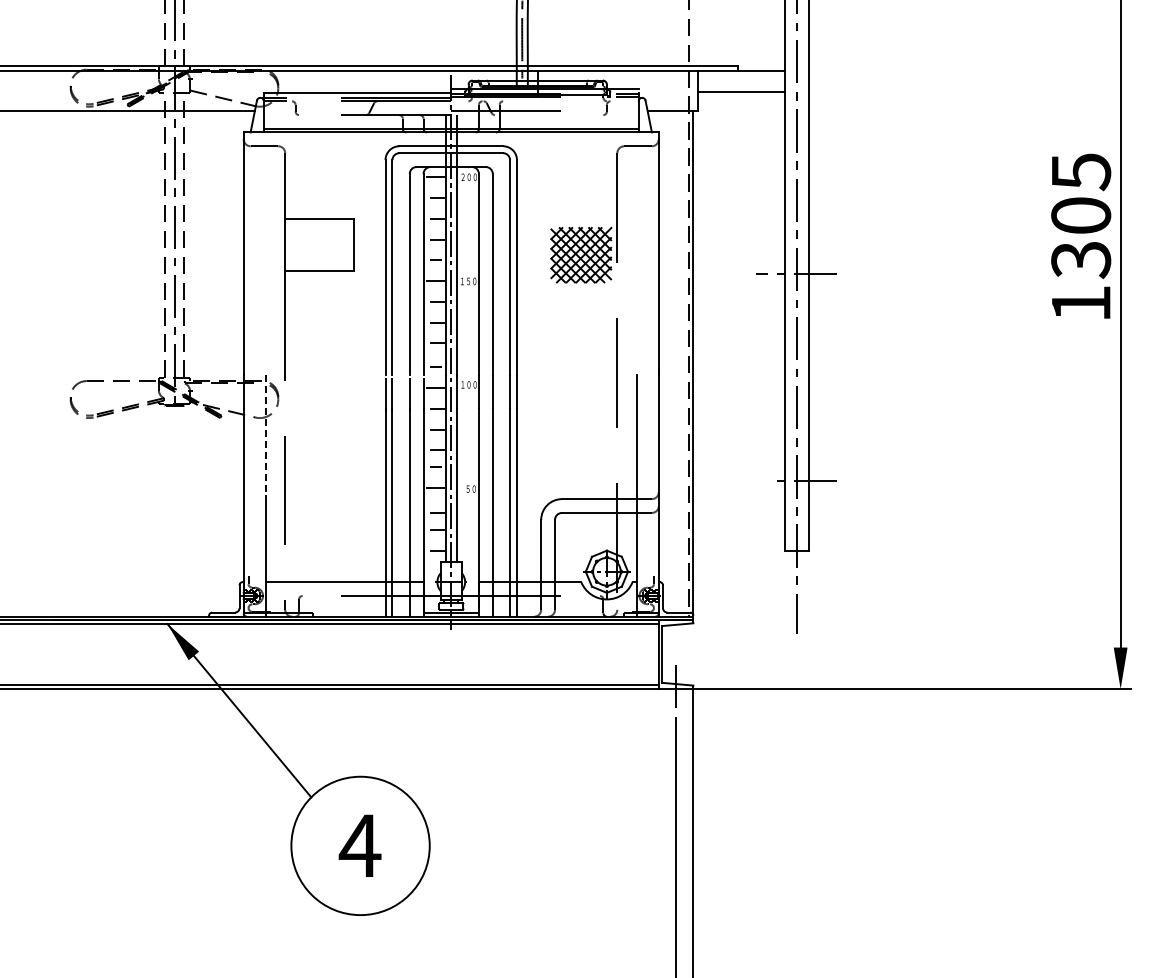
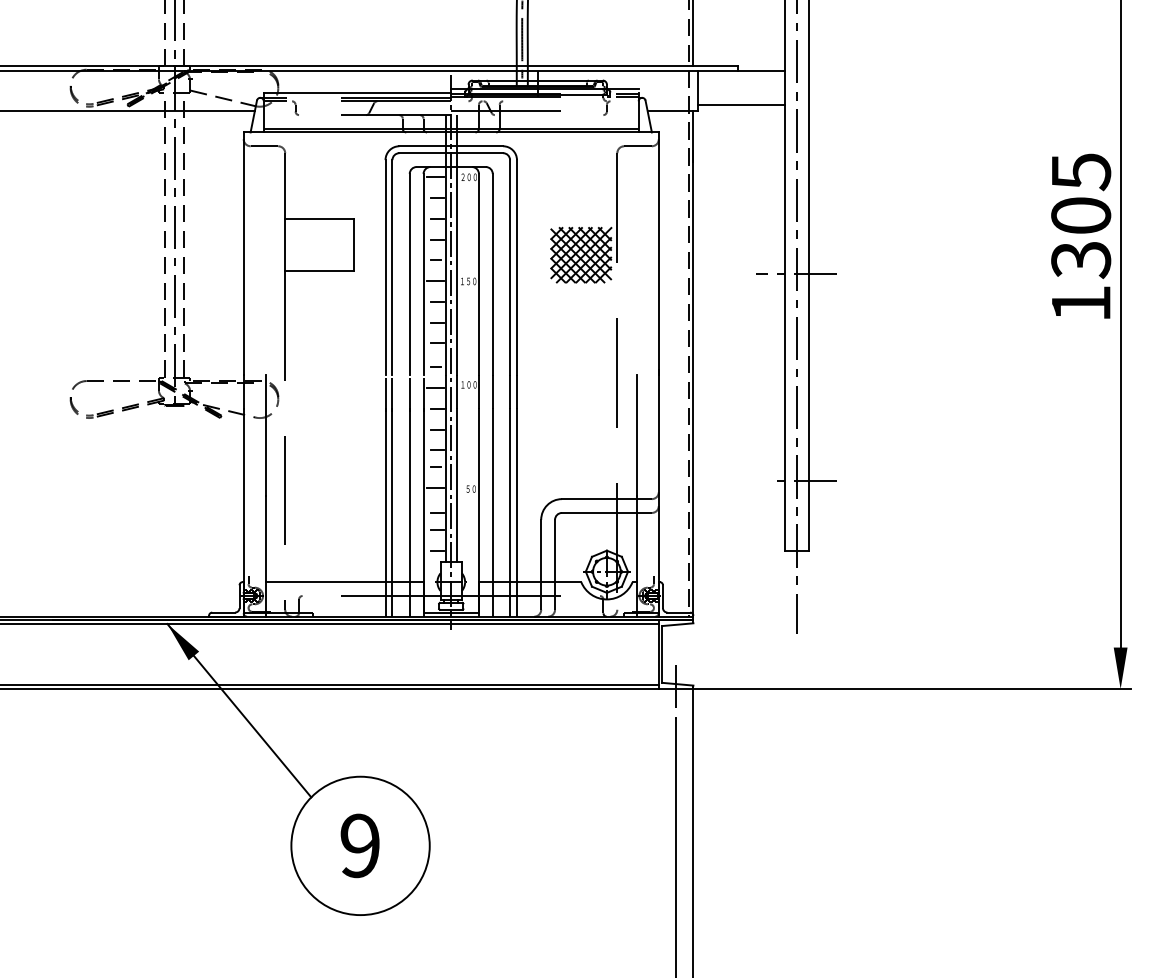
line: none -> present (693, 34)
line position: (741, 92) -> (741, 105) (741, 105)
line: dashed -> solid (265, 435)
text: 4 -> 9 (359, 845)
